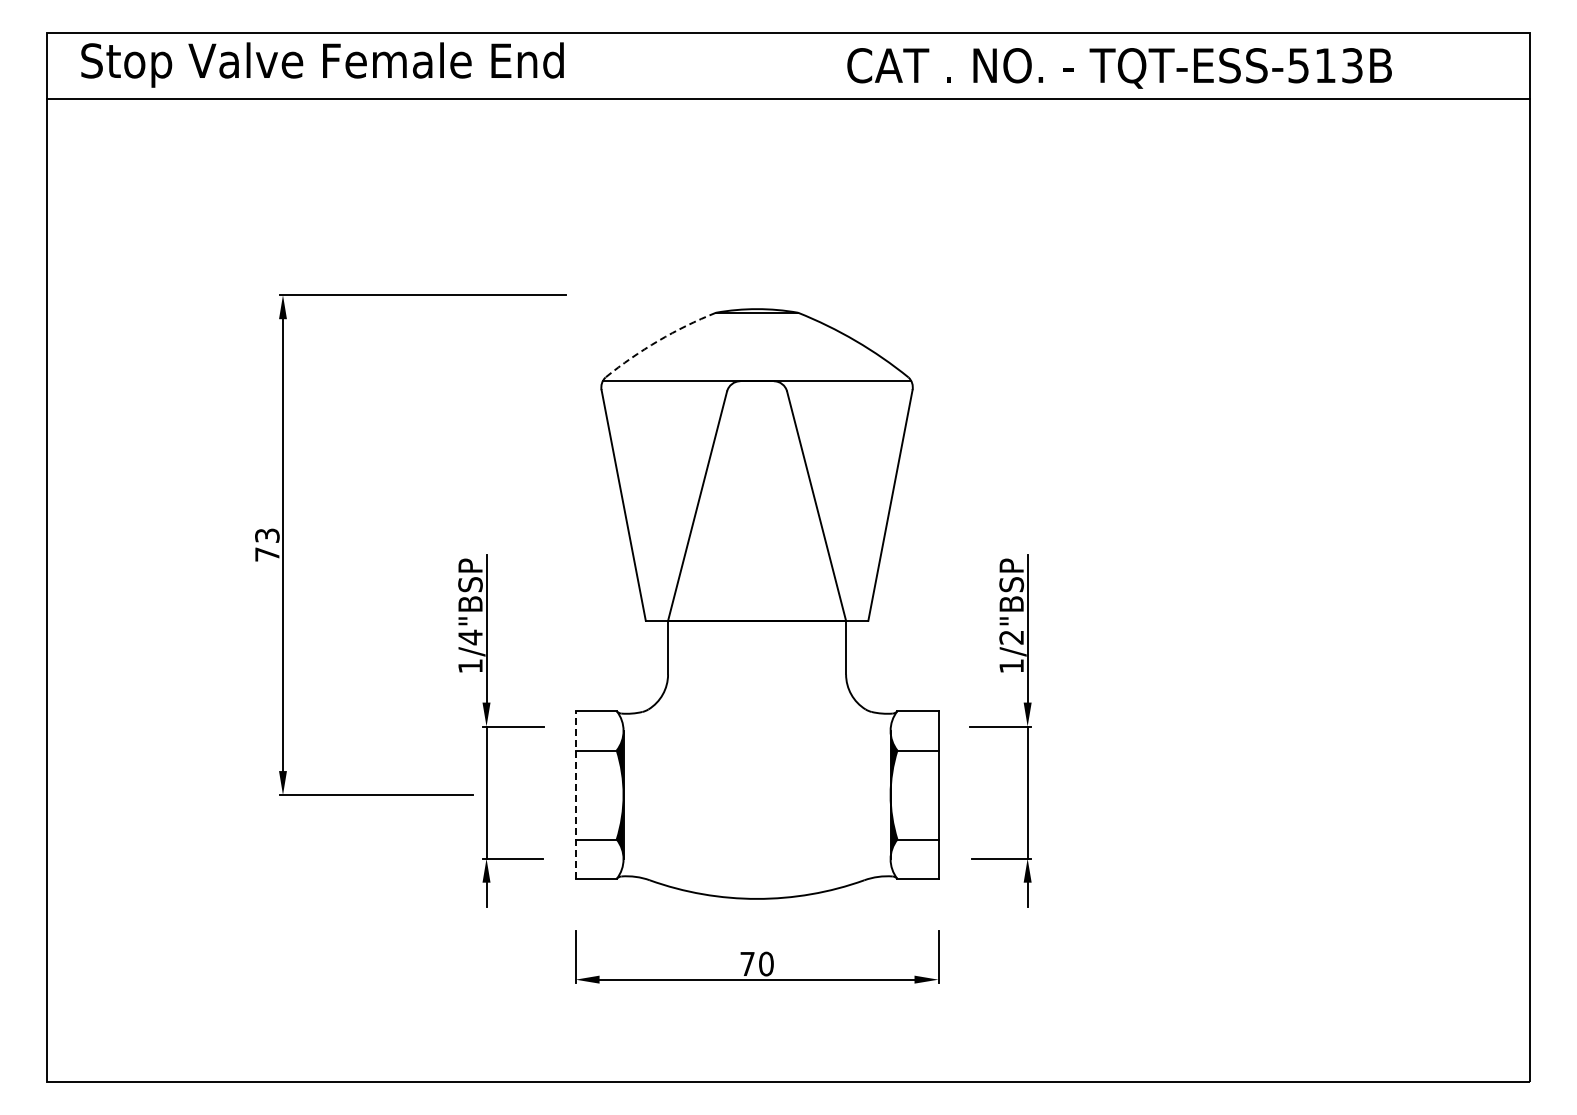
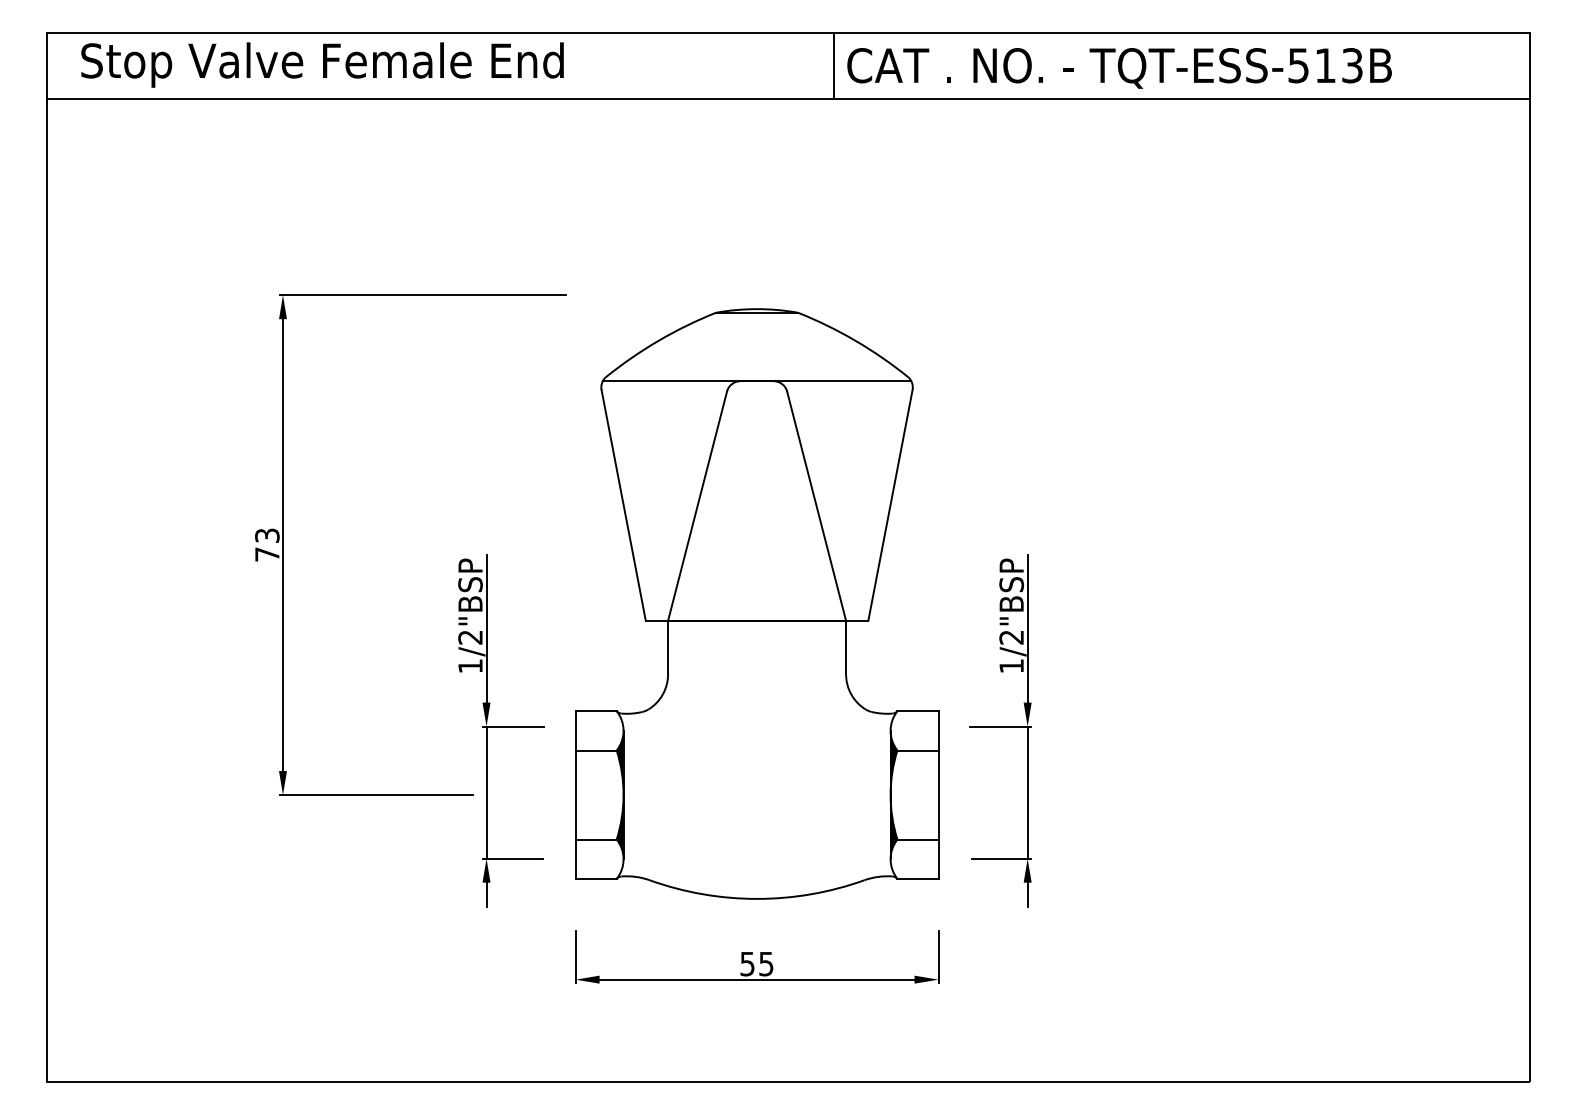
line: none -> present (833, 65)
arc: dashed -> solid (658, 340)
text: 1/4"BSP -> 1/2"BSP (470, 637)
line: dashed -> solid (575, 795)
text: 70 -> 55 (756, 963)
